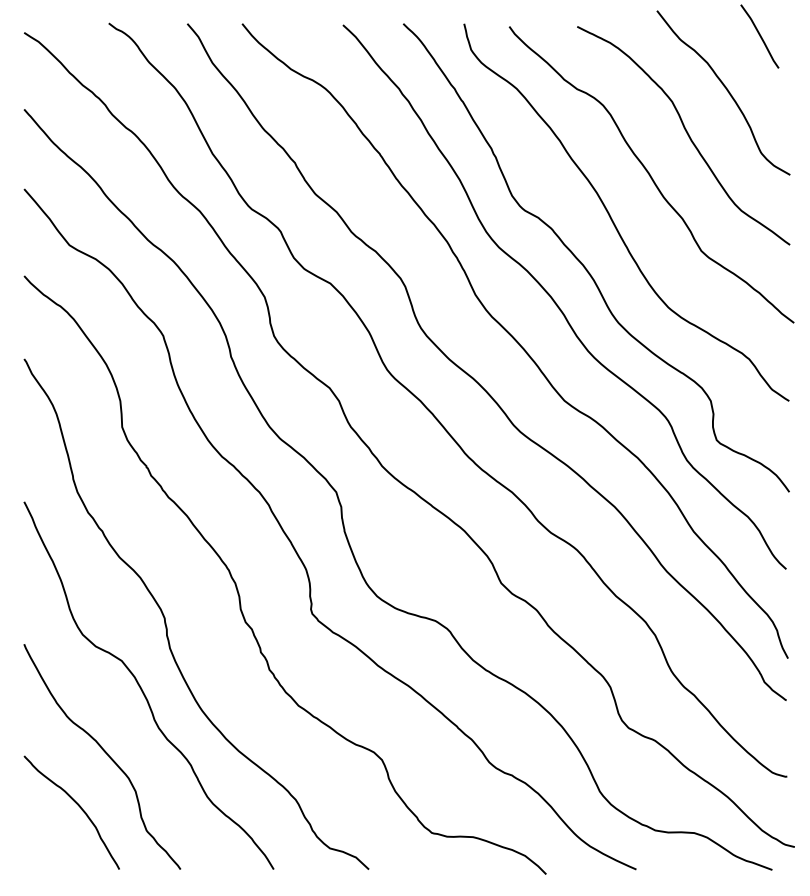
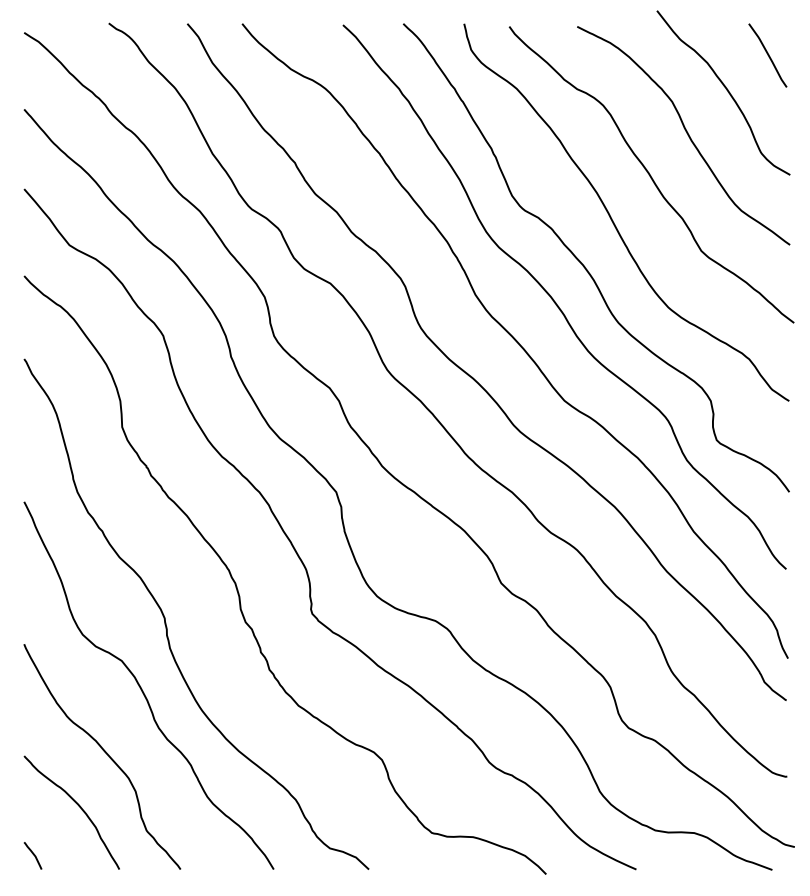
curve position: (759, 36) -> (767, 55) (767, 55)
curve: none -> present (32, 854)
